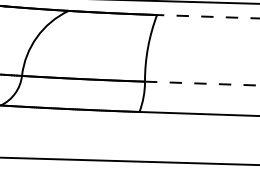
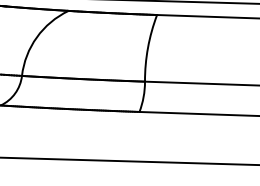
line: dashed -> solid (208, 16)
line: dashed -> solid (202, 83)
